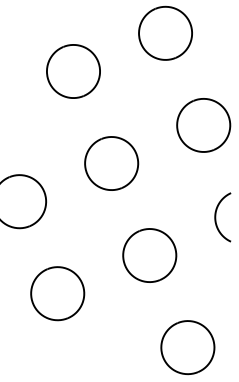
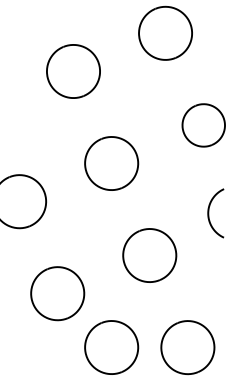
part size: 56x55 px -> 45x45 px (203, 125)
curve position: (216, 217) -> (209, 213) (209, 213)
part: none -> present (111, 347)
